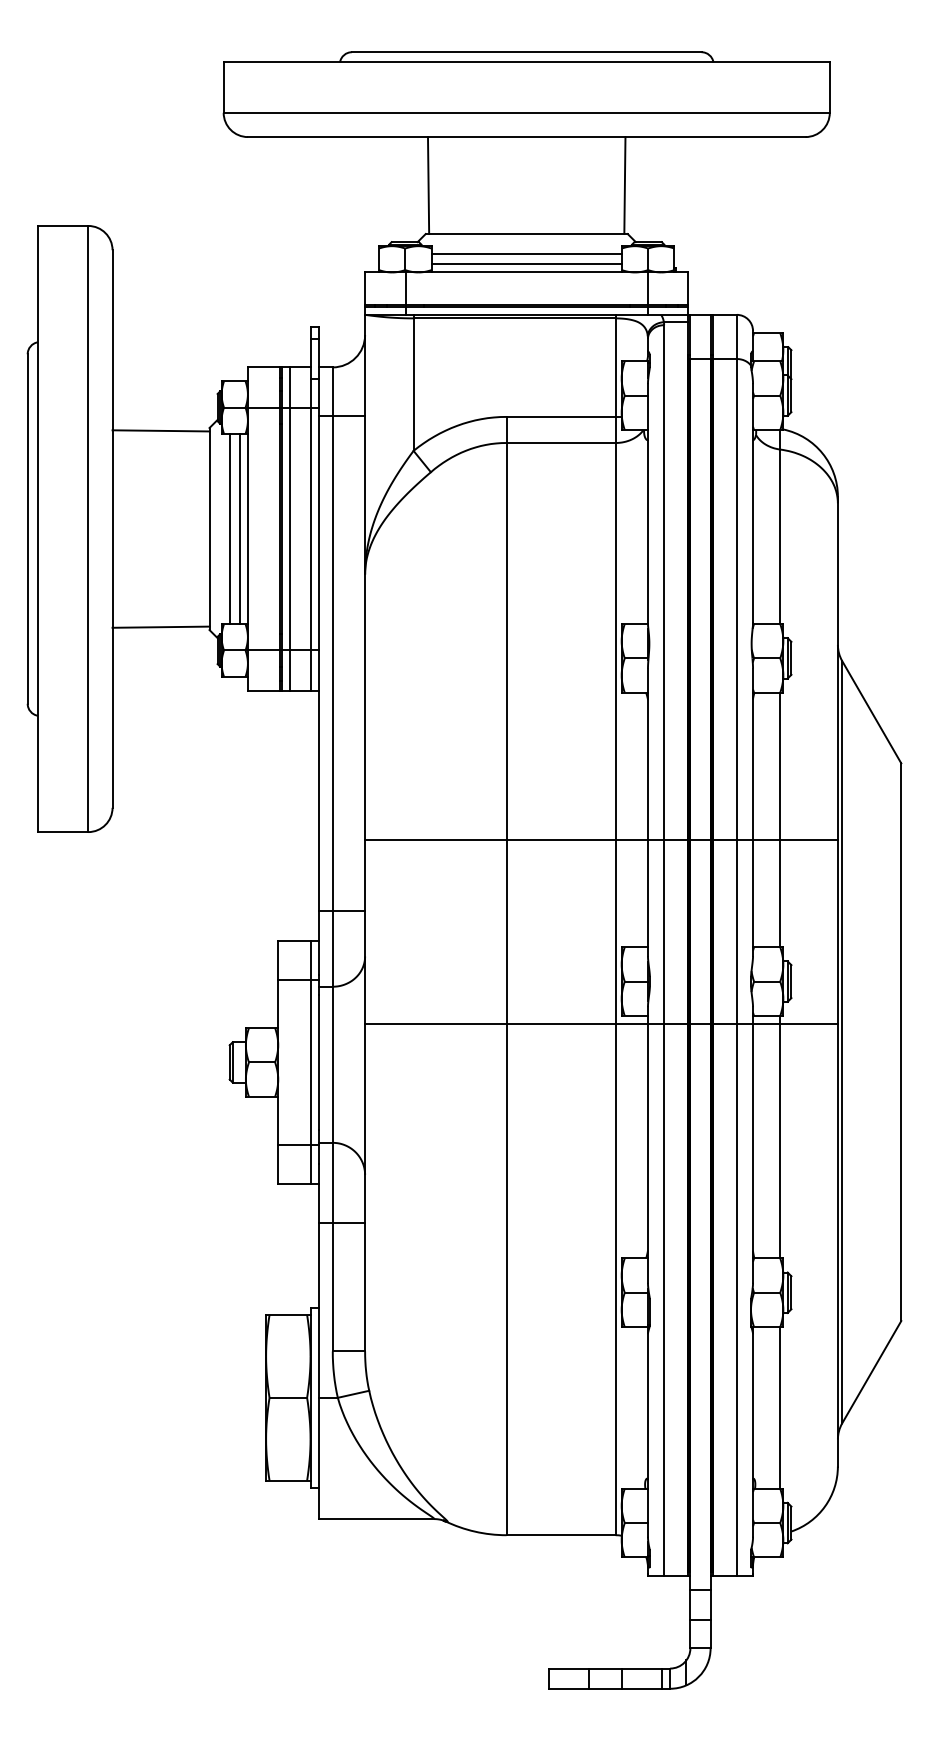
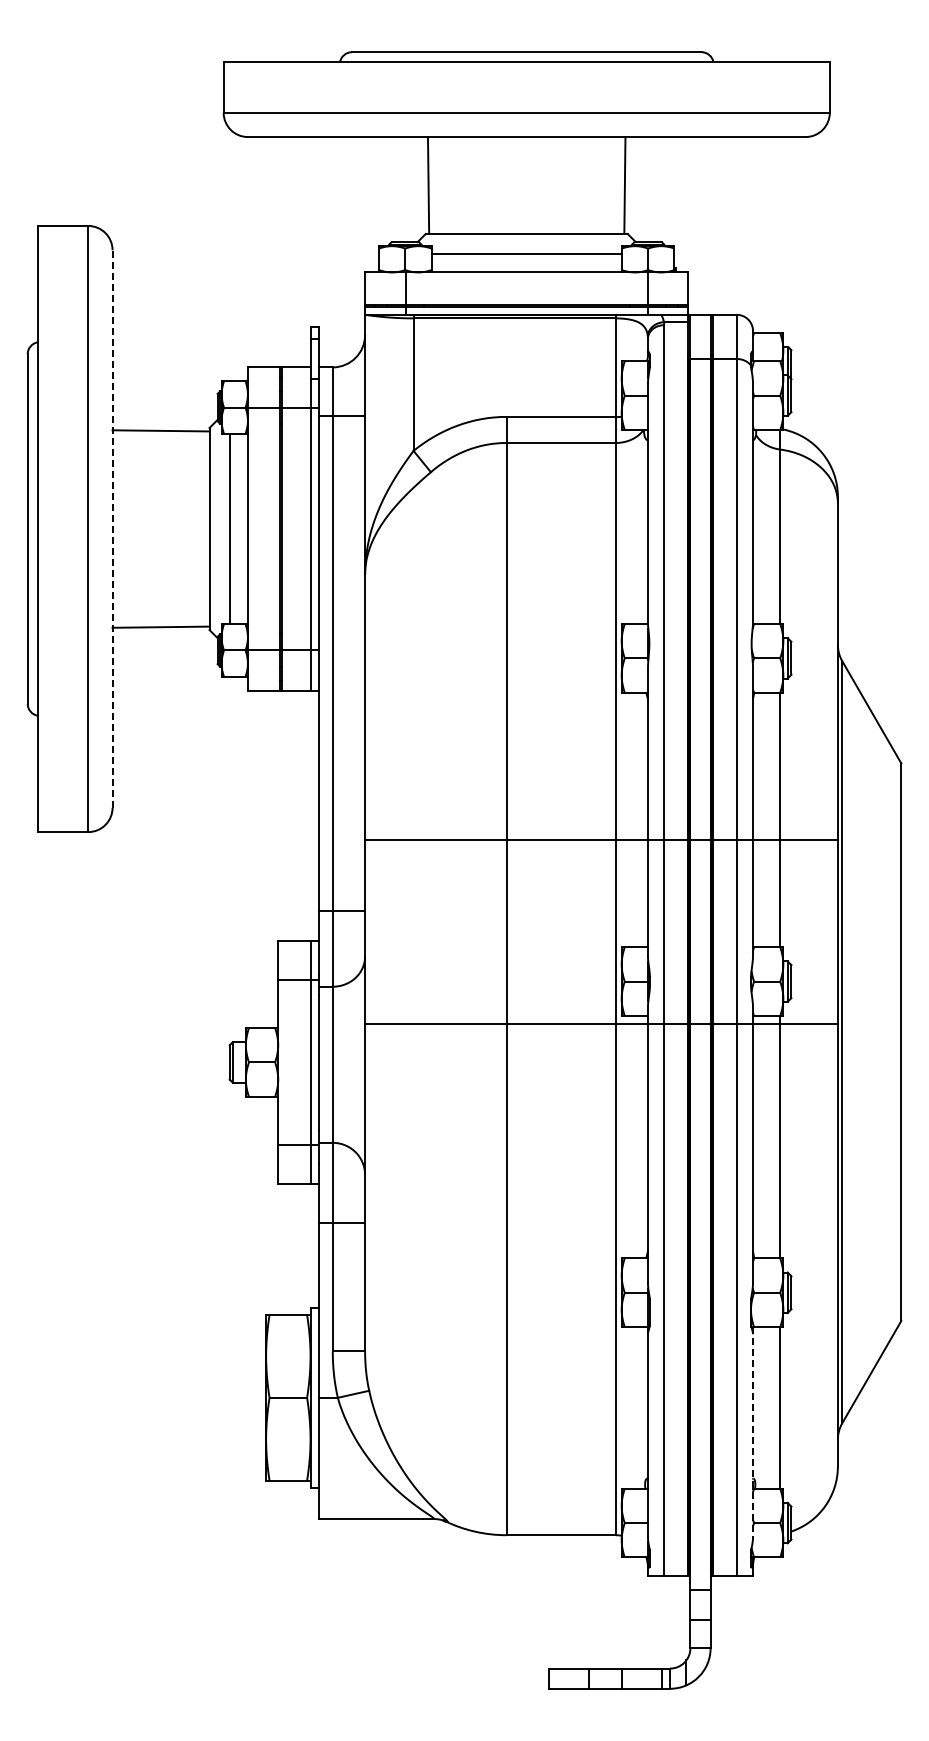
line: present -> none (526, 264)
line: present -> none (239, 528)
line: present -> none (290, 528)
line: solid -> dashed (112, 529)
line: solid -> dashed (753, 1431)
